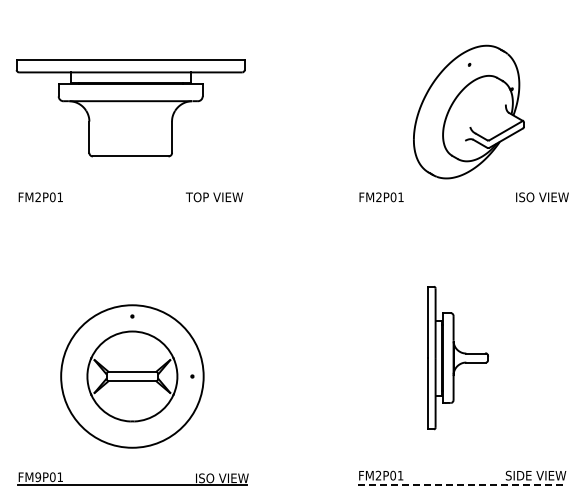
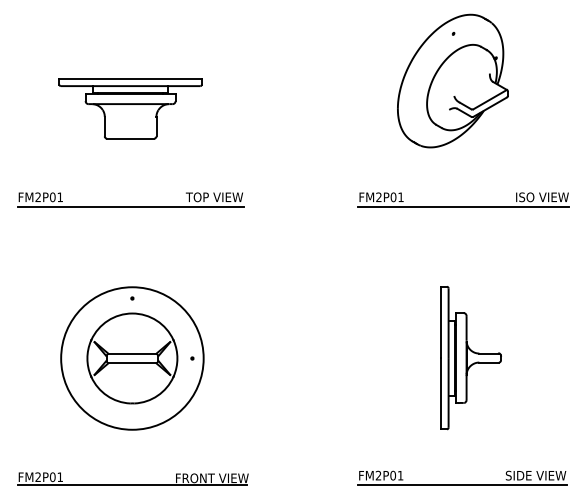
part size: 231x99 px -> 145x62 px (130, 108)
part position: (468, 111) -> (452, 80) (452, 80)
line: none -> present (130, 206)
line: none -> present (463, 206)
part position: (457, 358) -> (470, 358) (470, 358)
part position: (132, 376) -> (132, 358) (132, 358)
text: FM9P01 -> FM2P01 (38, 477)
text: ISO VIEW -> FRONT VIEW (195, 478)
line: dashed -> solid (462, 485)
